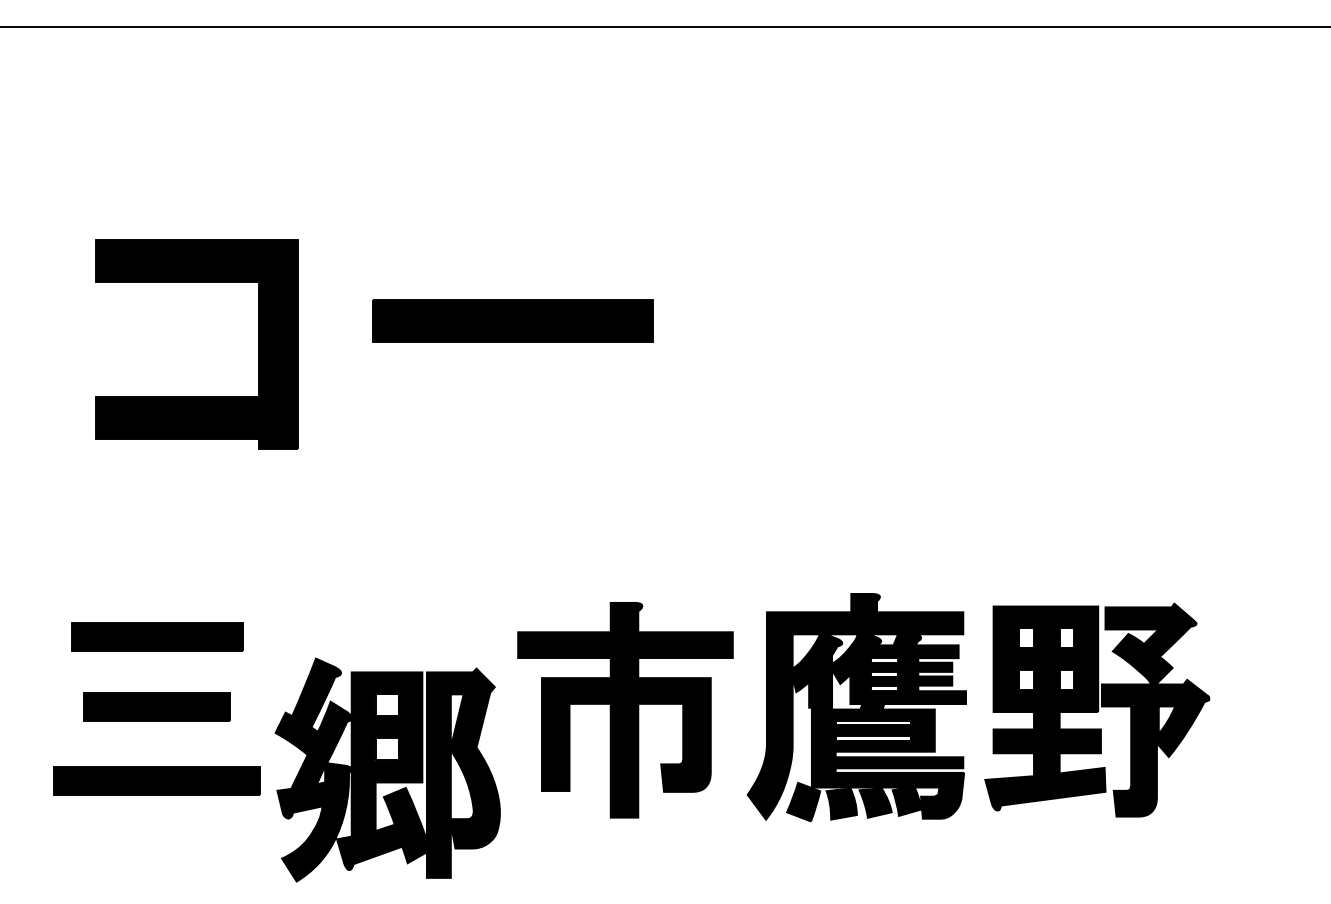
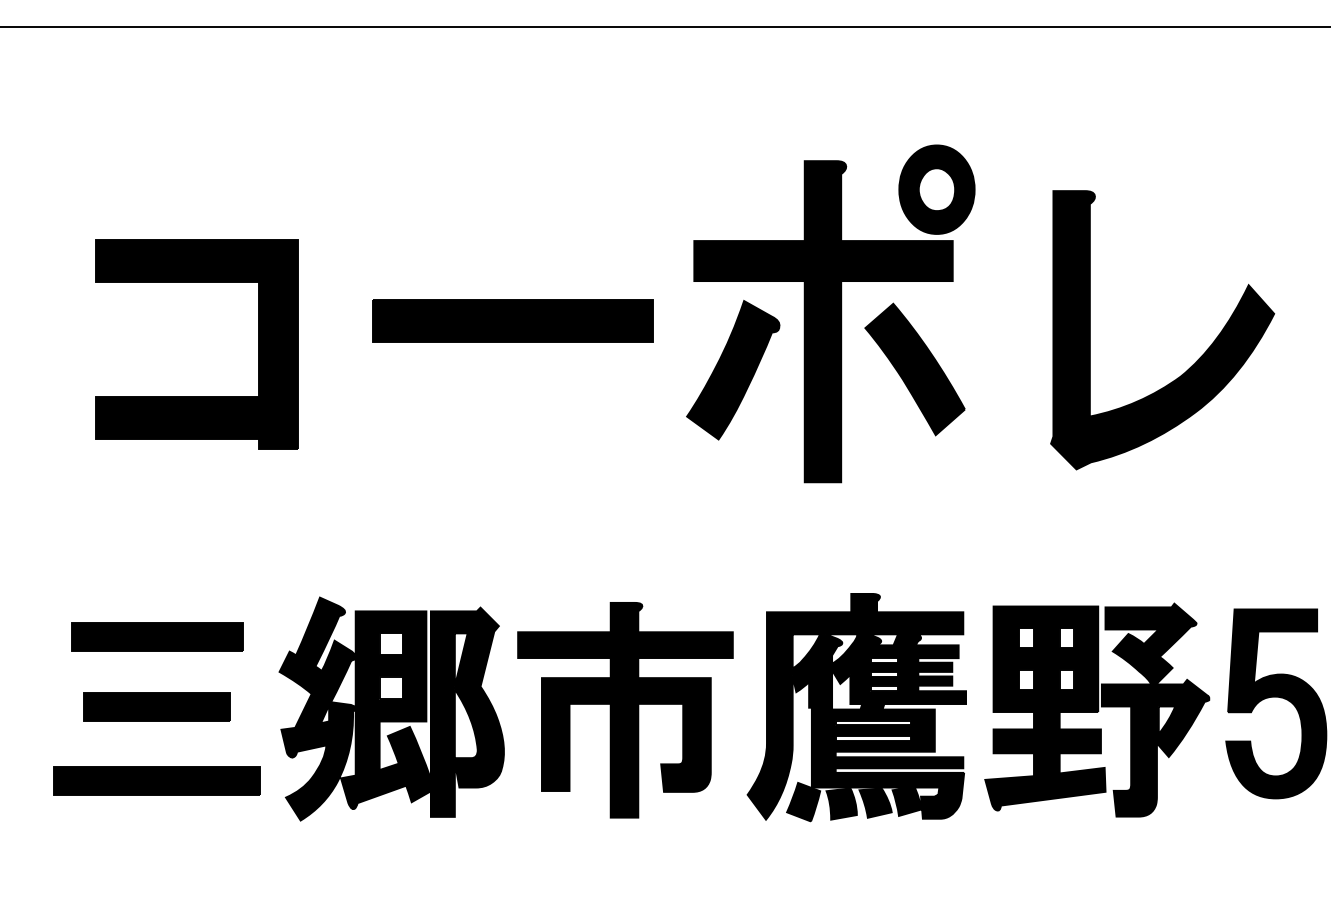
part: none -> present (830, 313)
part: none -> present (1196, 360)
part: none -> present (1276, 703)
part position: (387, 769) -> (391, 708) (391, 708)
